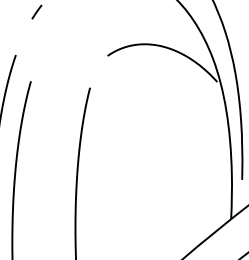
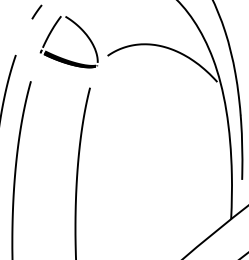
part: none -> present (62, 57)
